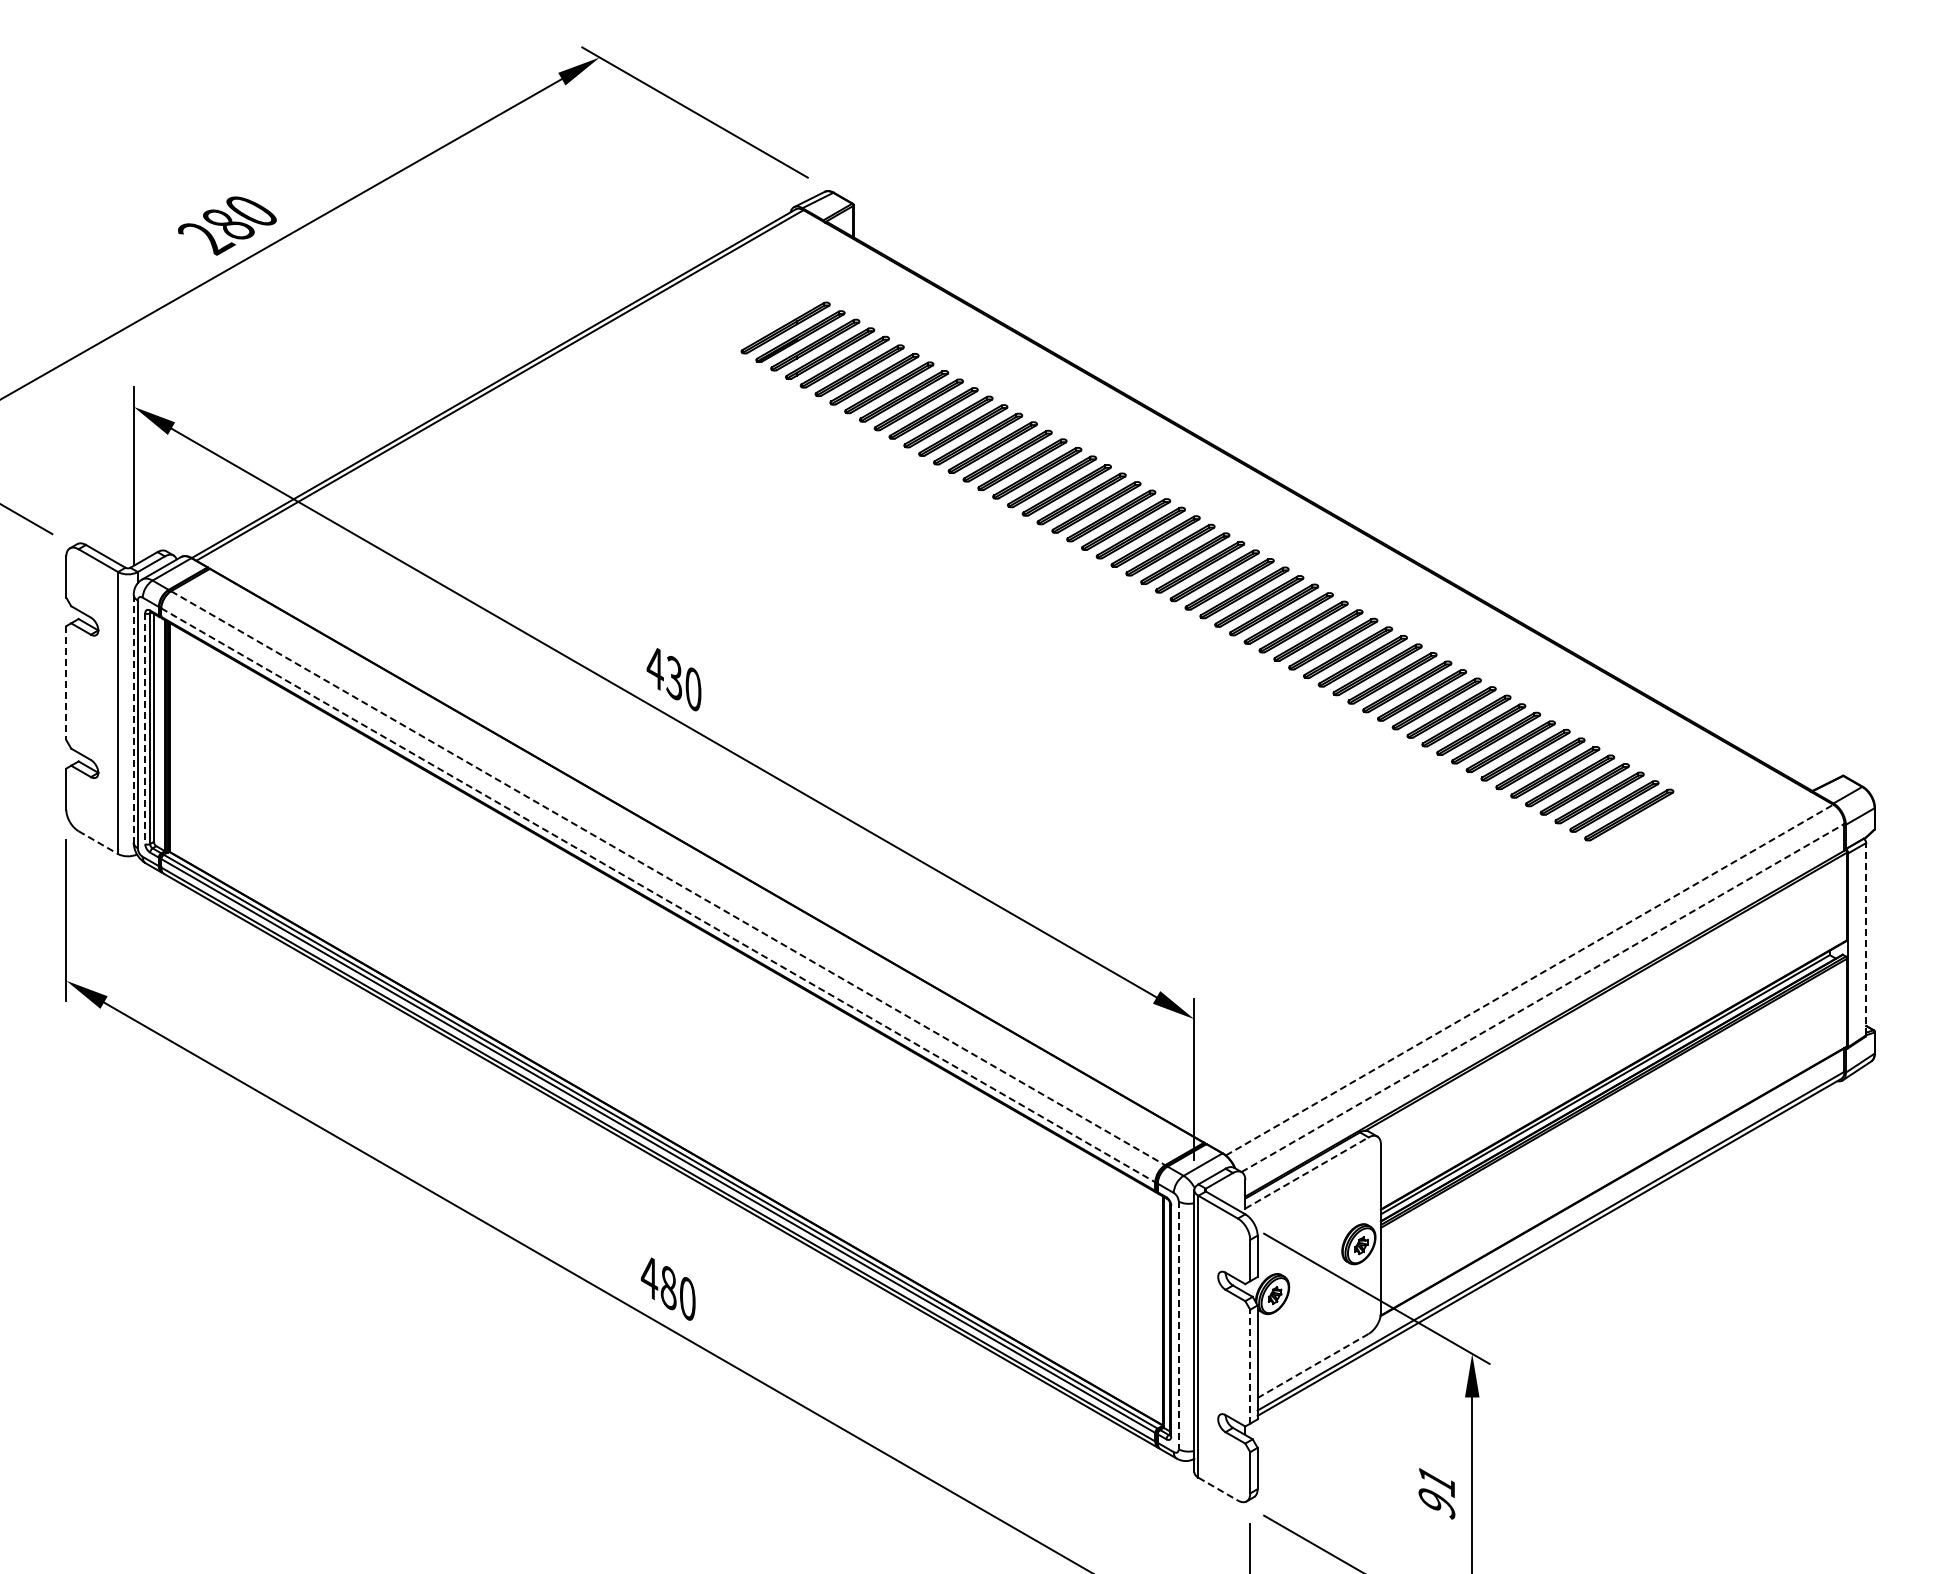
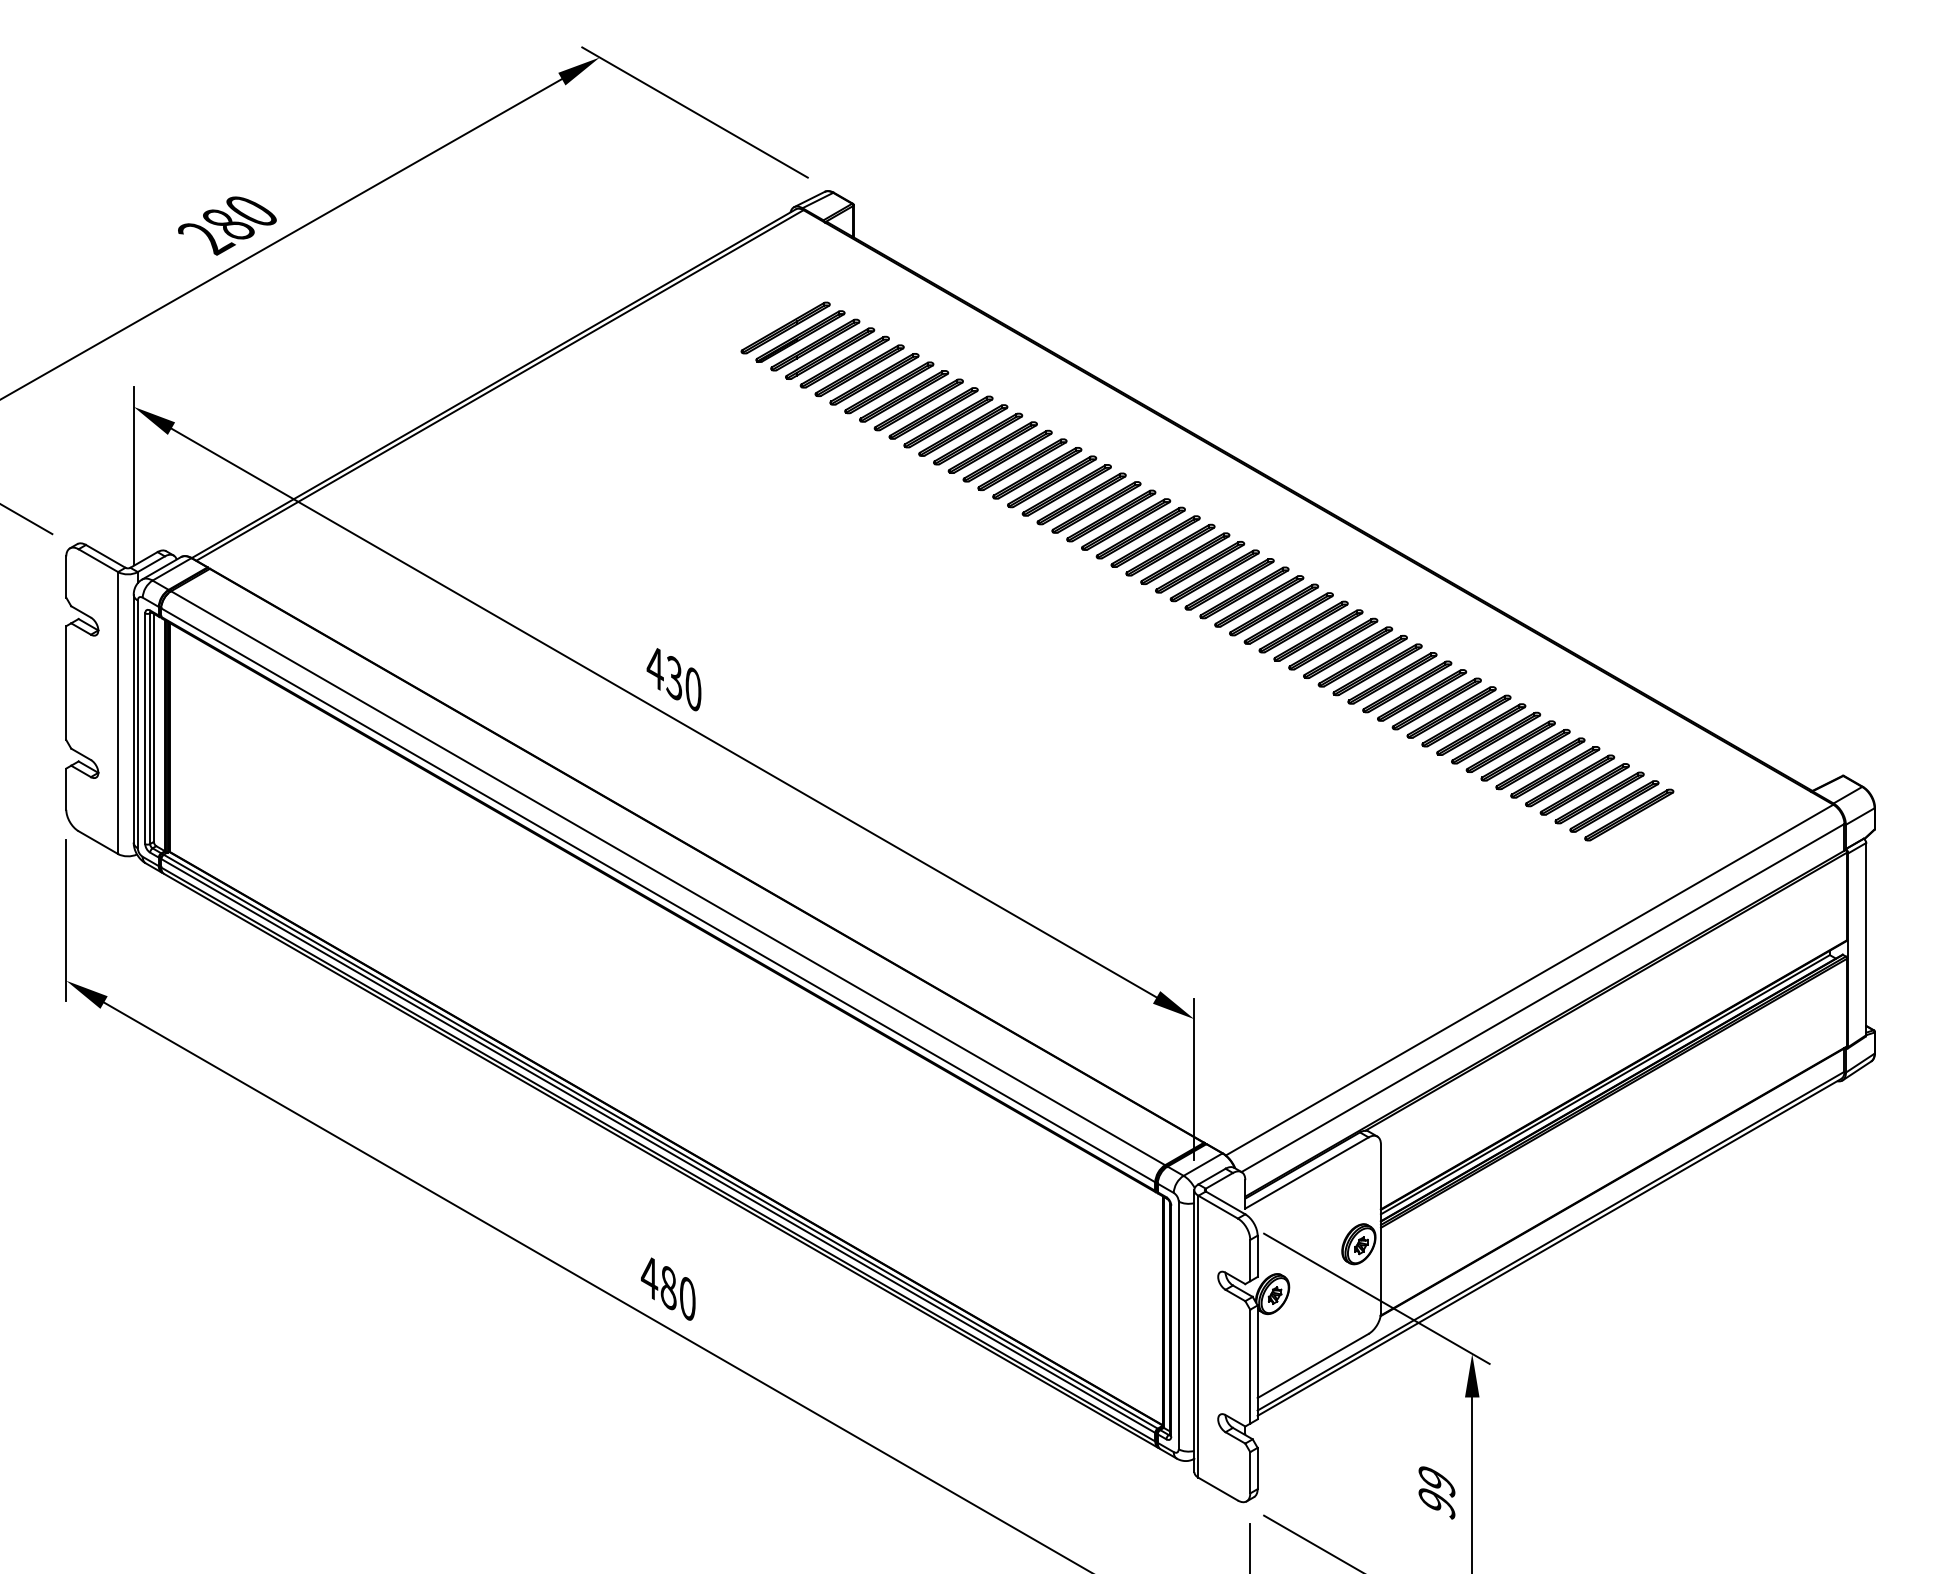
line: dashed -> solid (66, 683)
line: dashed -> solid (133, 718)
line: dashed -> solid (145, 729)
line: dashed -> solid (98, 842)
line: dashed -> solid (668, 878)
line: dashed -> solid (658, 895)
line: dashed -> solid (1866, 938)
line: dashed -> solid (1529, 980)
line: dashed -> solid (1543, 997)
line: dashed -> solid (1307, 1172)
line: dashed -> solid (1178, 1325)
line: dashed -> solid (1313, 1365)
line: dashed -> solid (1250, 1366)
text: 91 -> 99 (1436, 1482)
line: dashed -> solid (1218, 1489)
